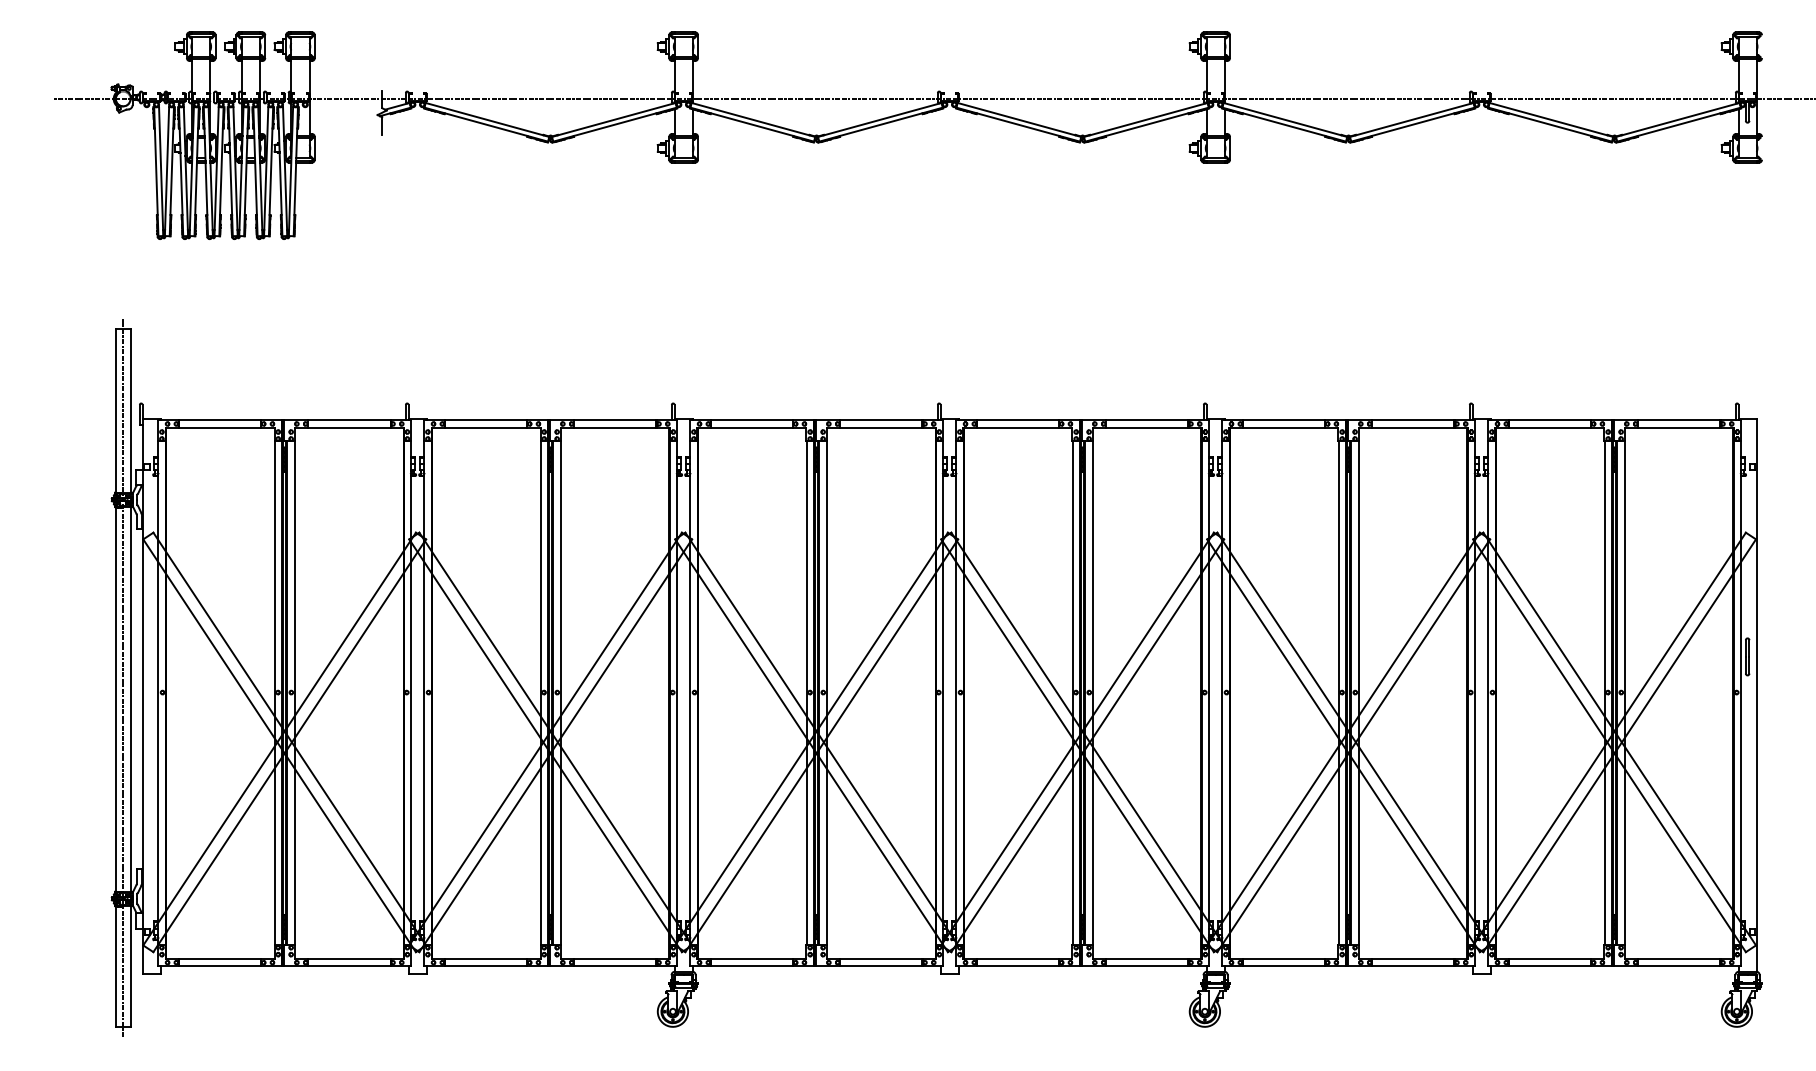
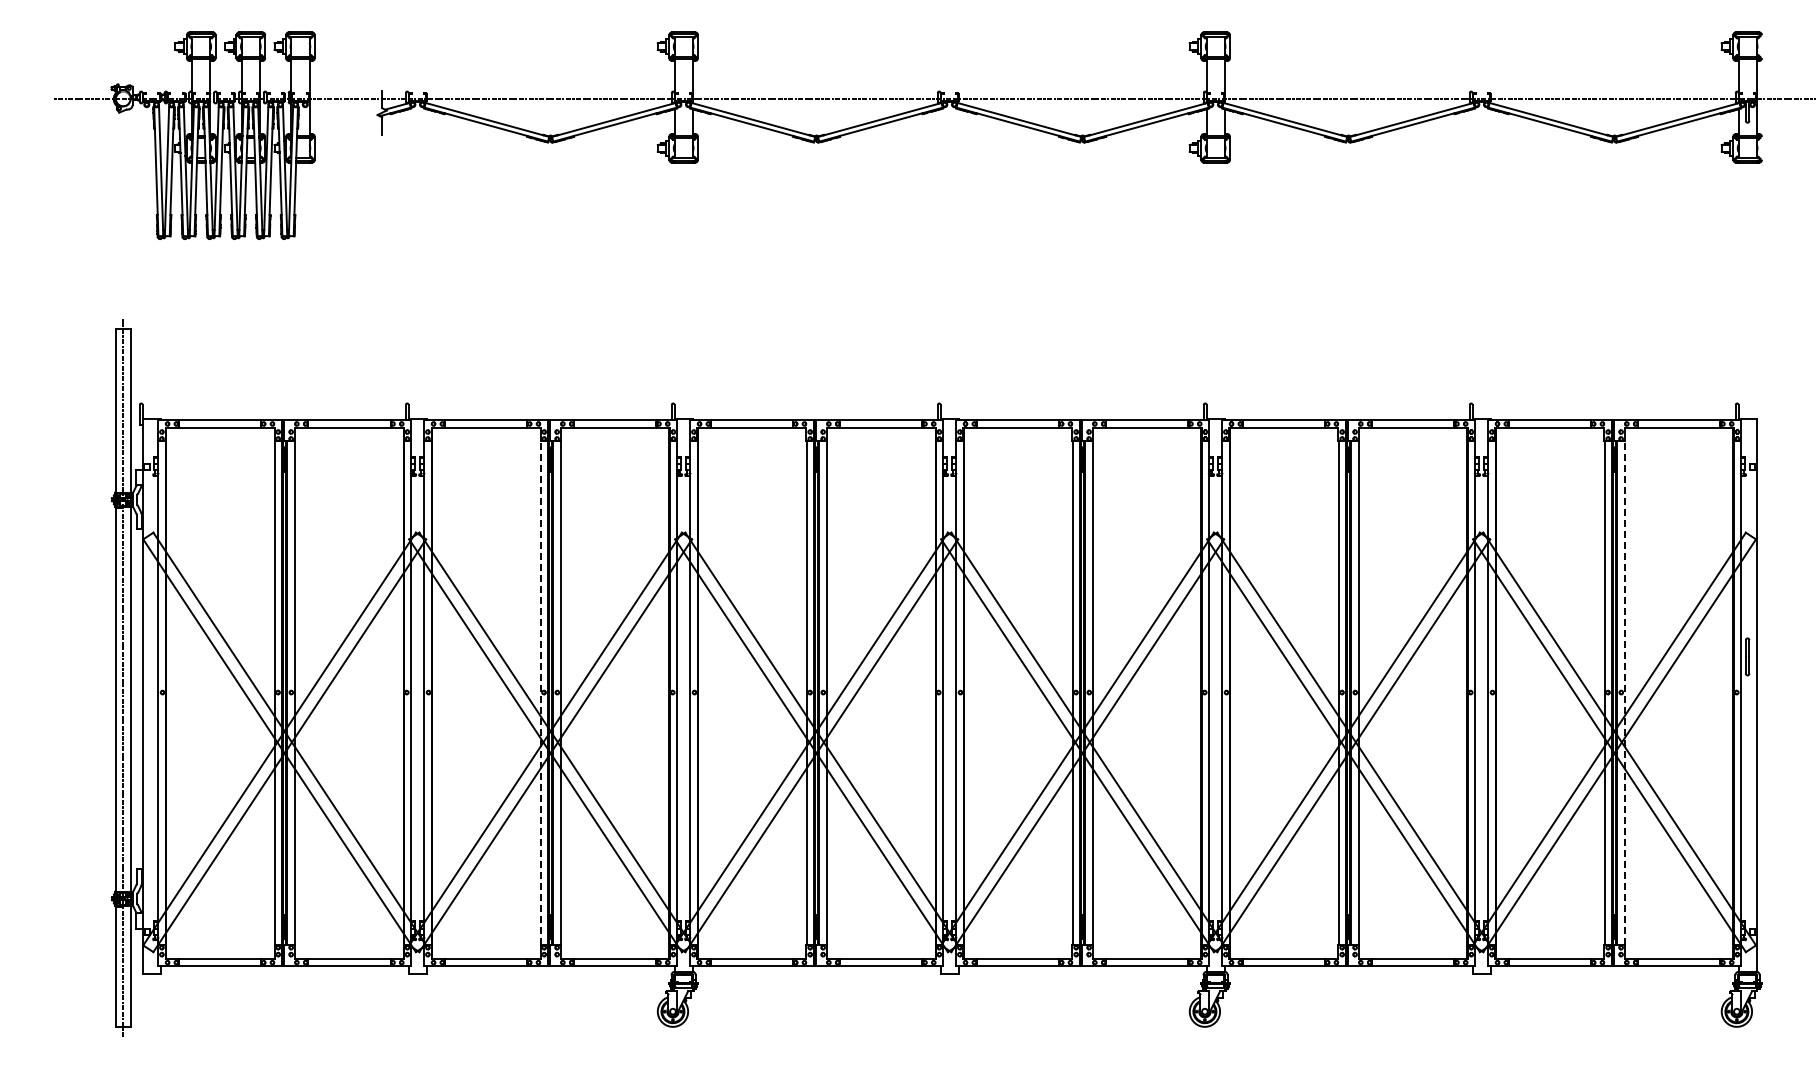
line: solid -> dashed (540, 693)
line: solid -> dashed (1624, 693)
